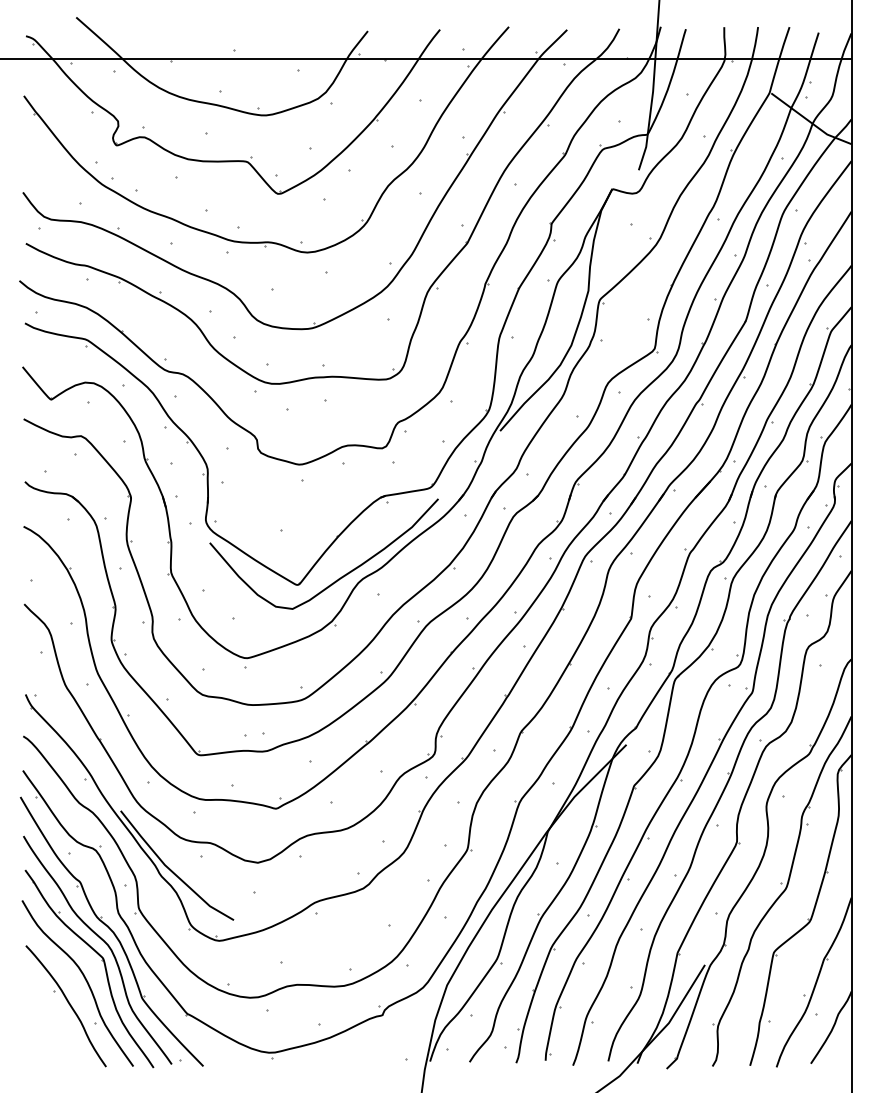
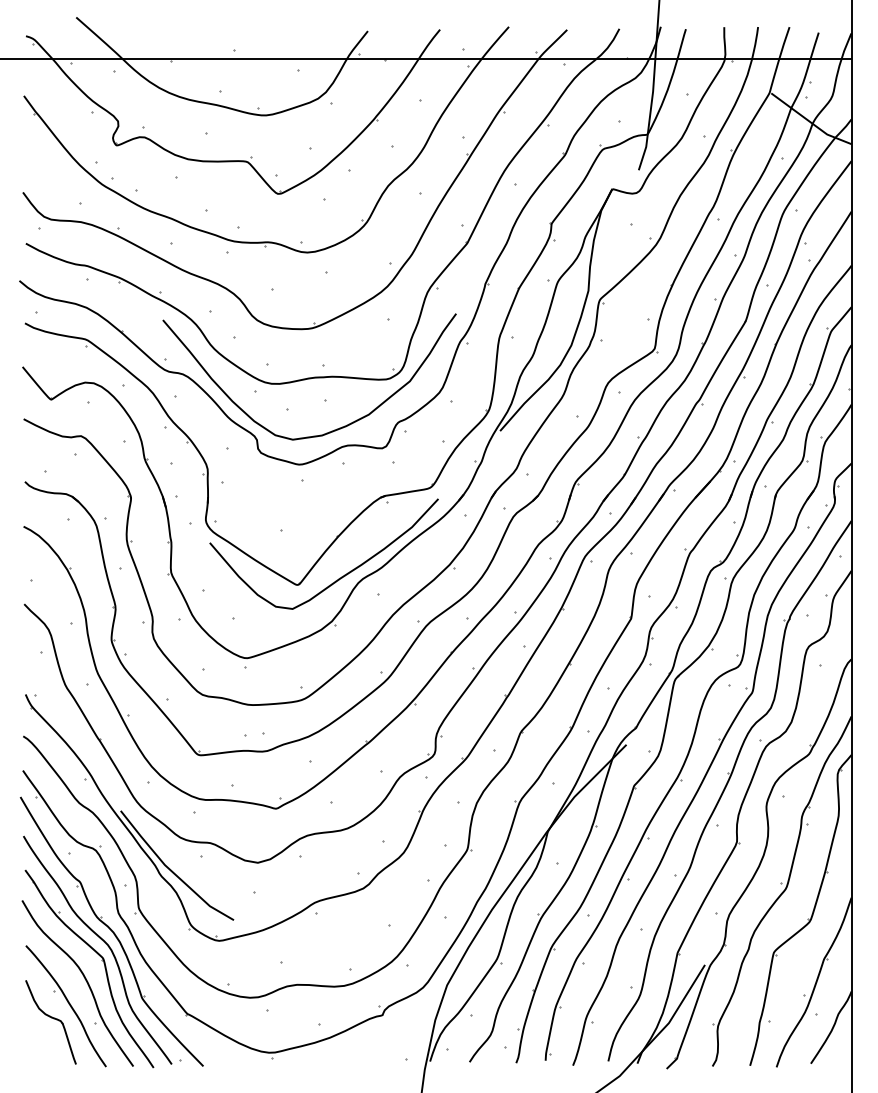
curve: none -> present (331, 430)
part: none -> present (50, 1022)
